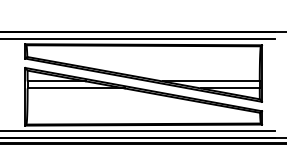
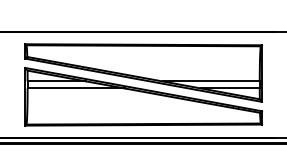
line: present -> none (138, 38)
line: present -> none (138, 131)
